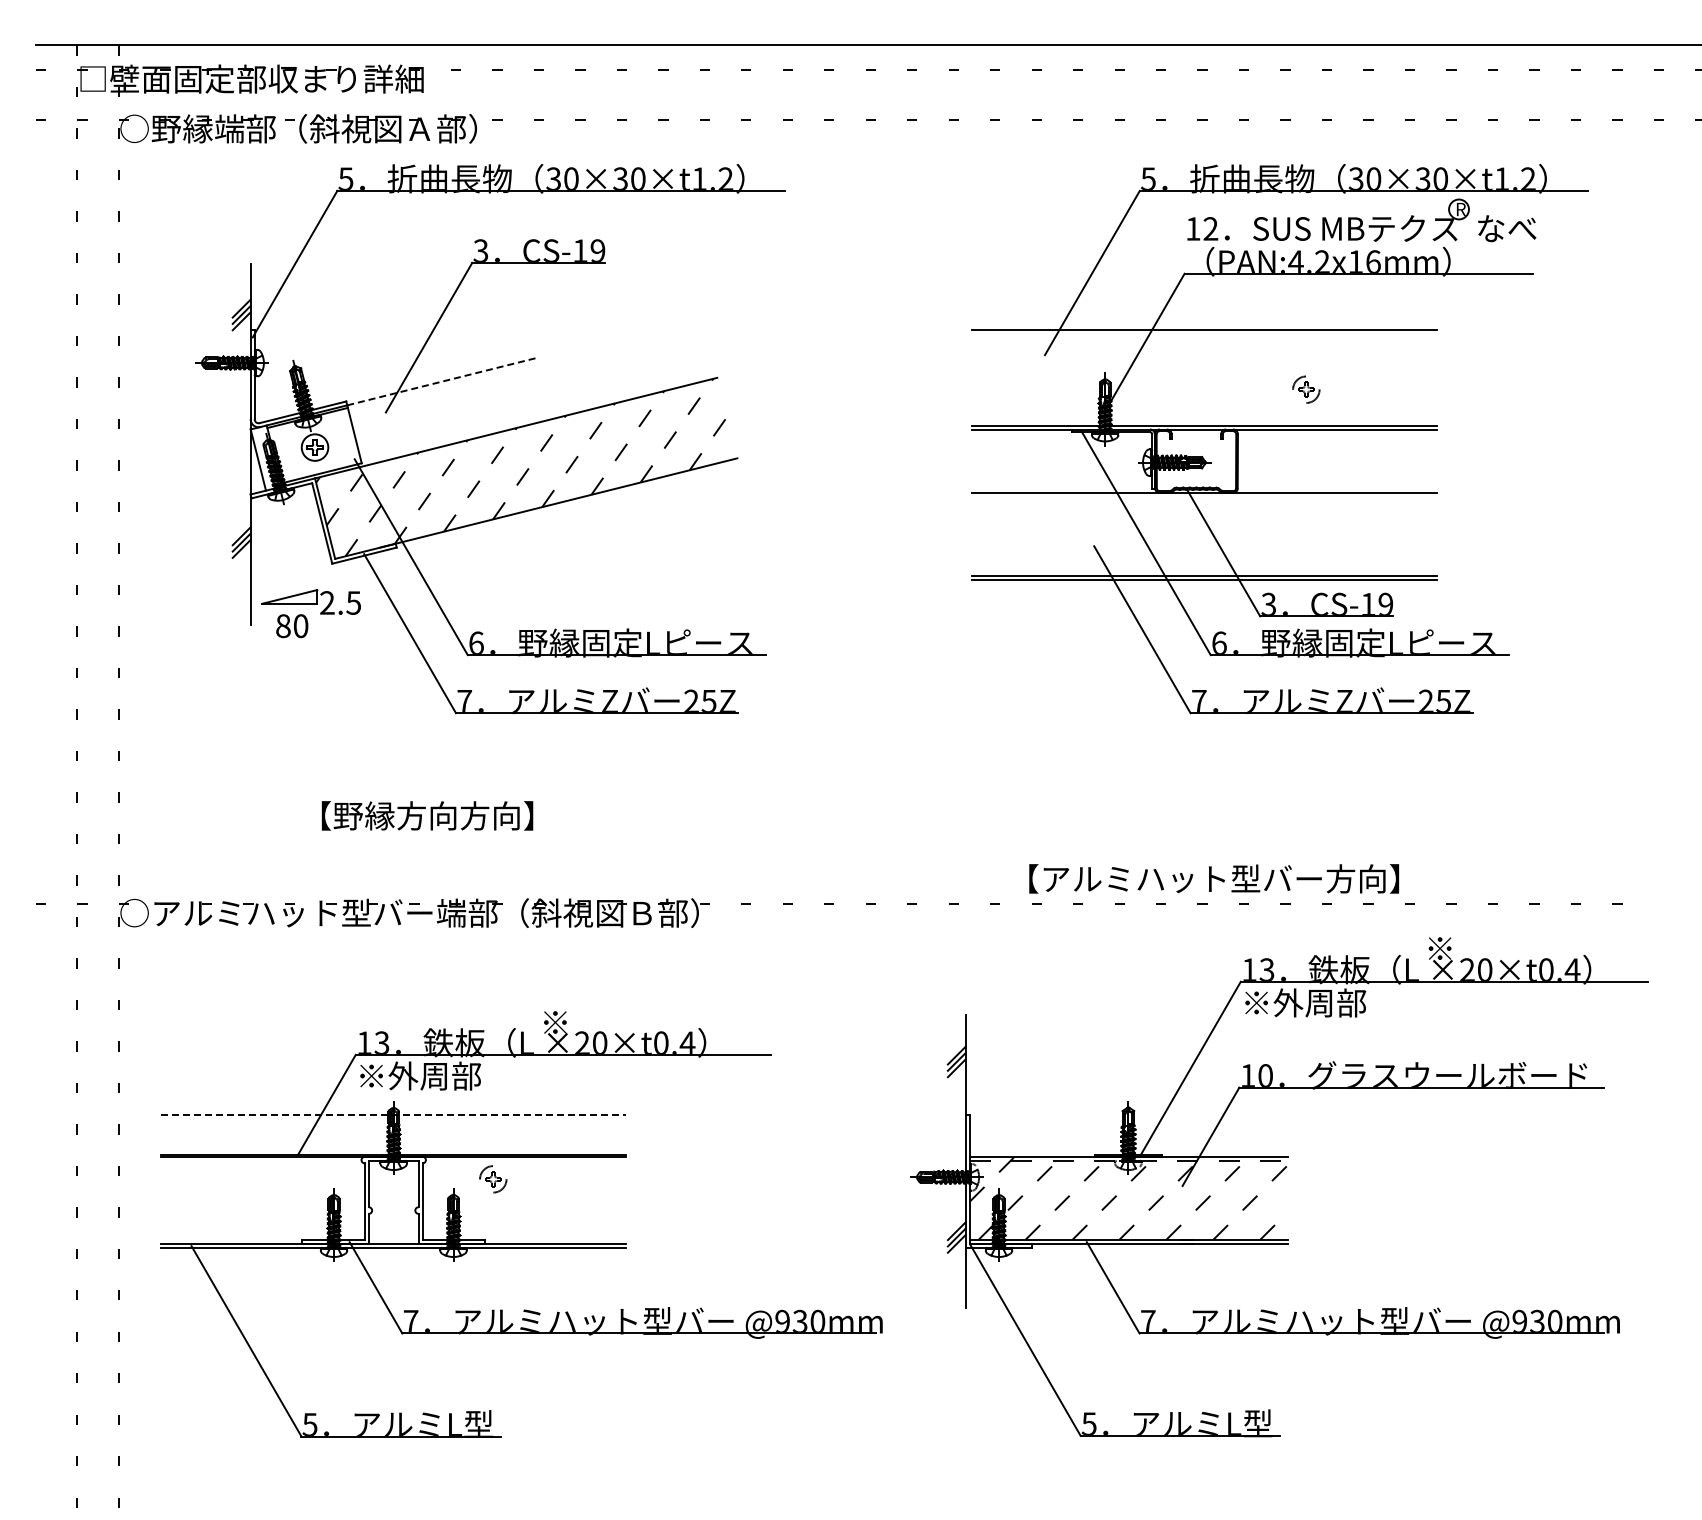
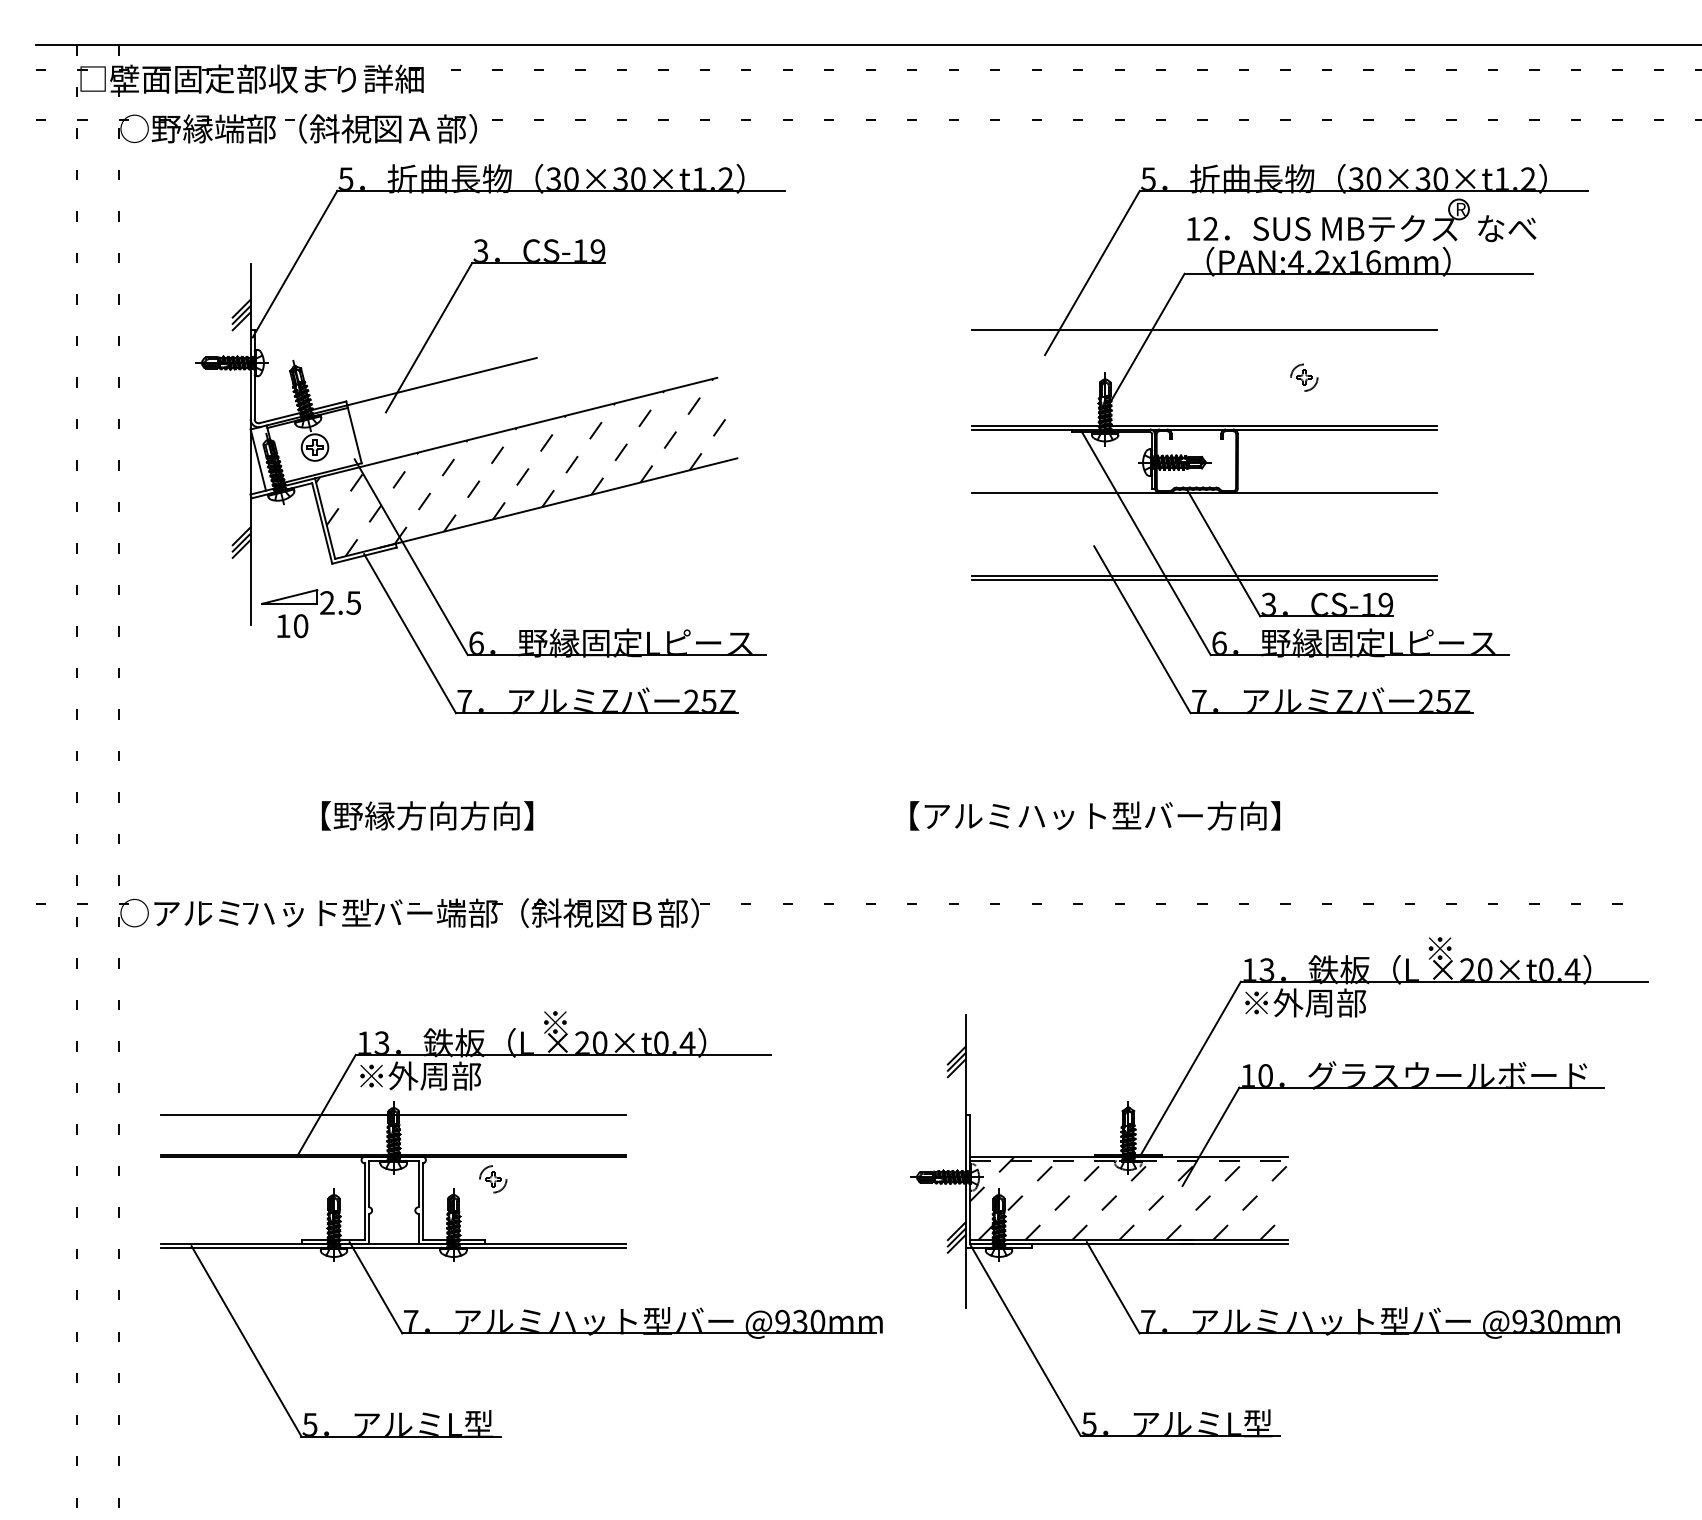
line: dashed -> solid (442, 381)
part position: (1306, 389) -> (1304, 377) (1304, 377)
text: 80 -> 10 (283, 626)
text position: (1213, 878) -> (1094, 815) (1094, 815)
line: dashed -> solid (394, 1114)
